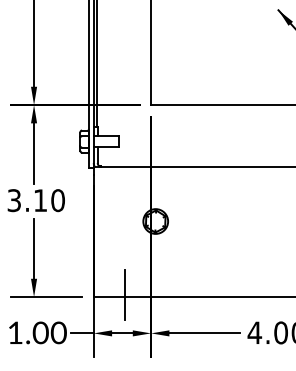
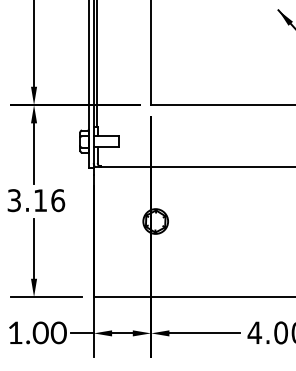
text: 3.10 -> 3.16 (58, 200)
line: present -> none (124, 294)
